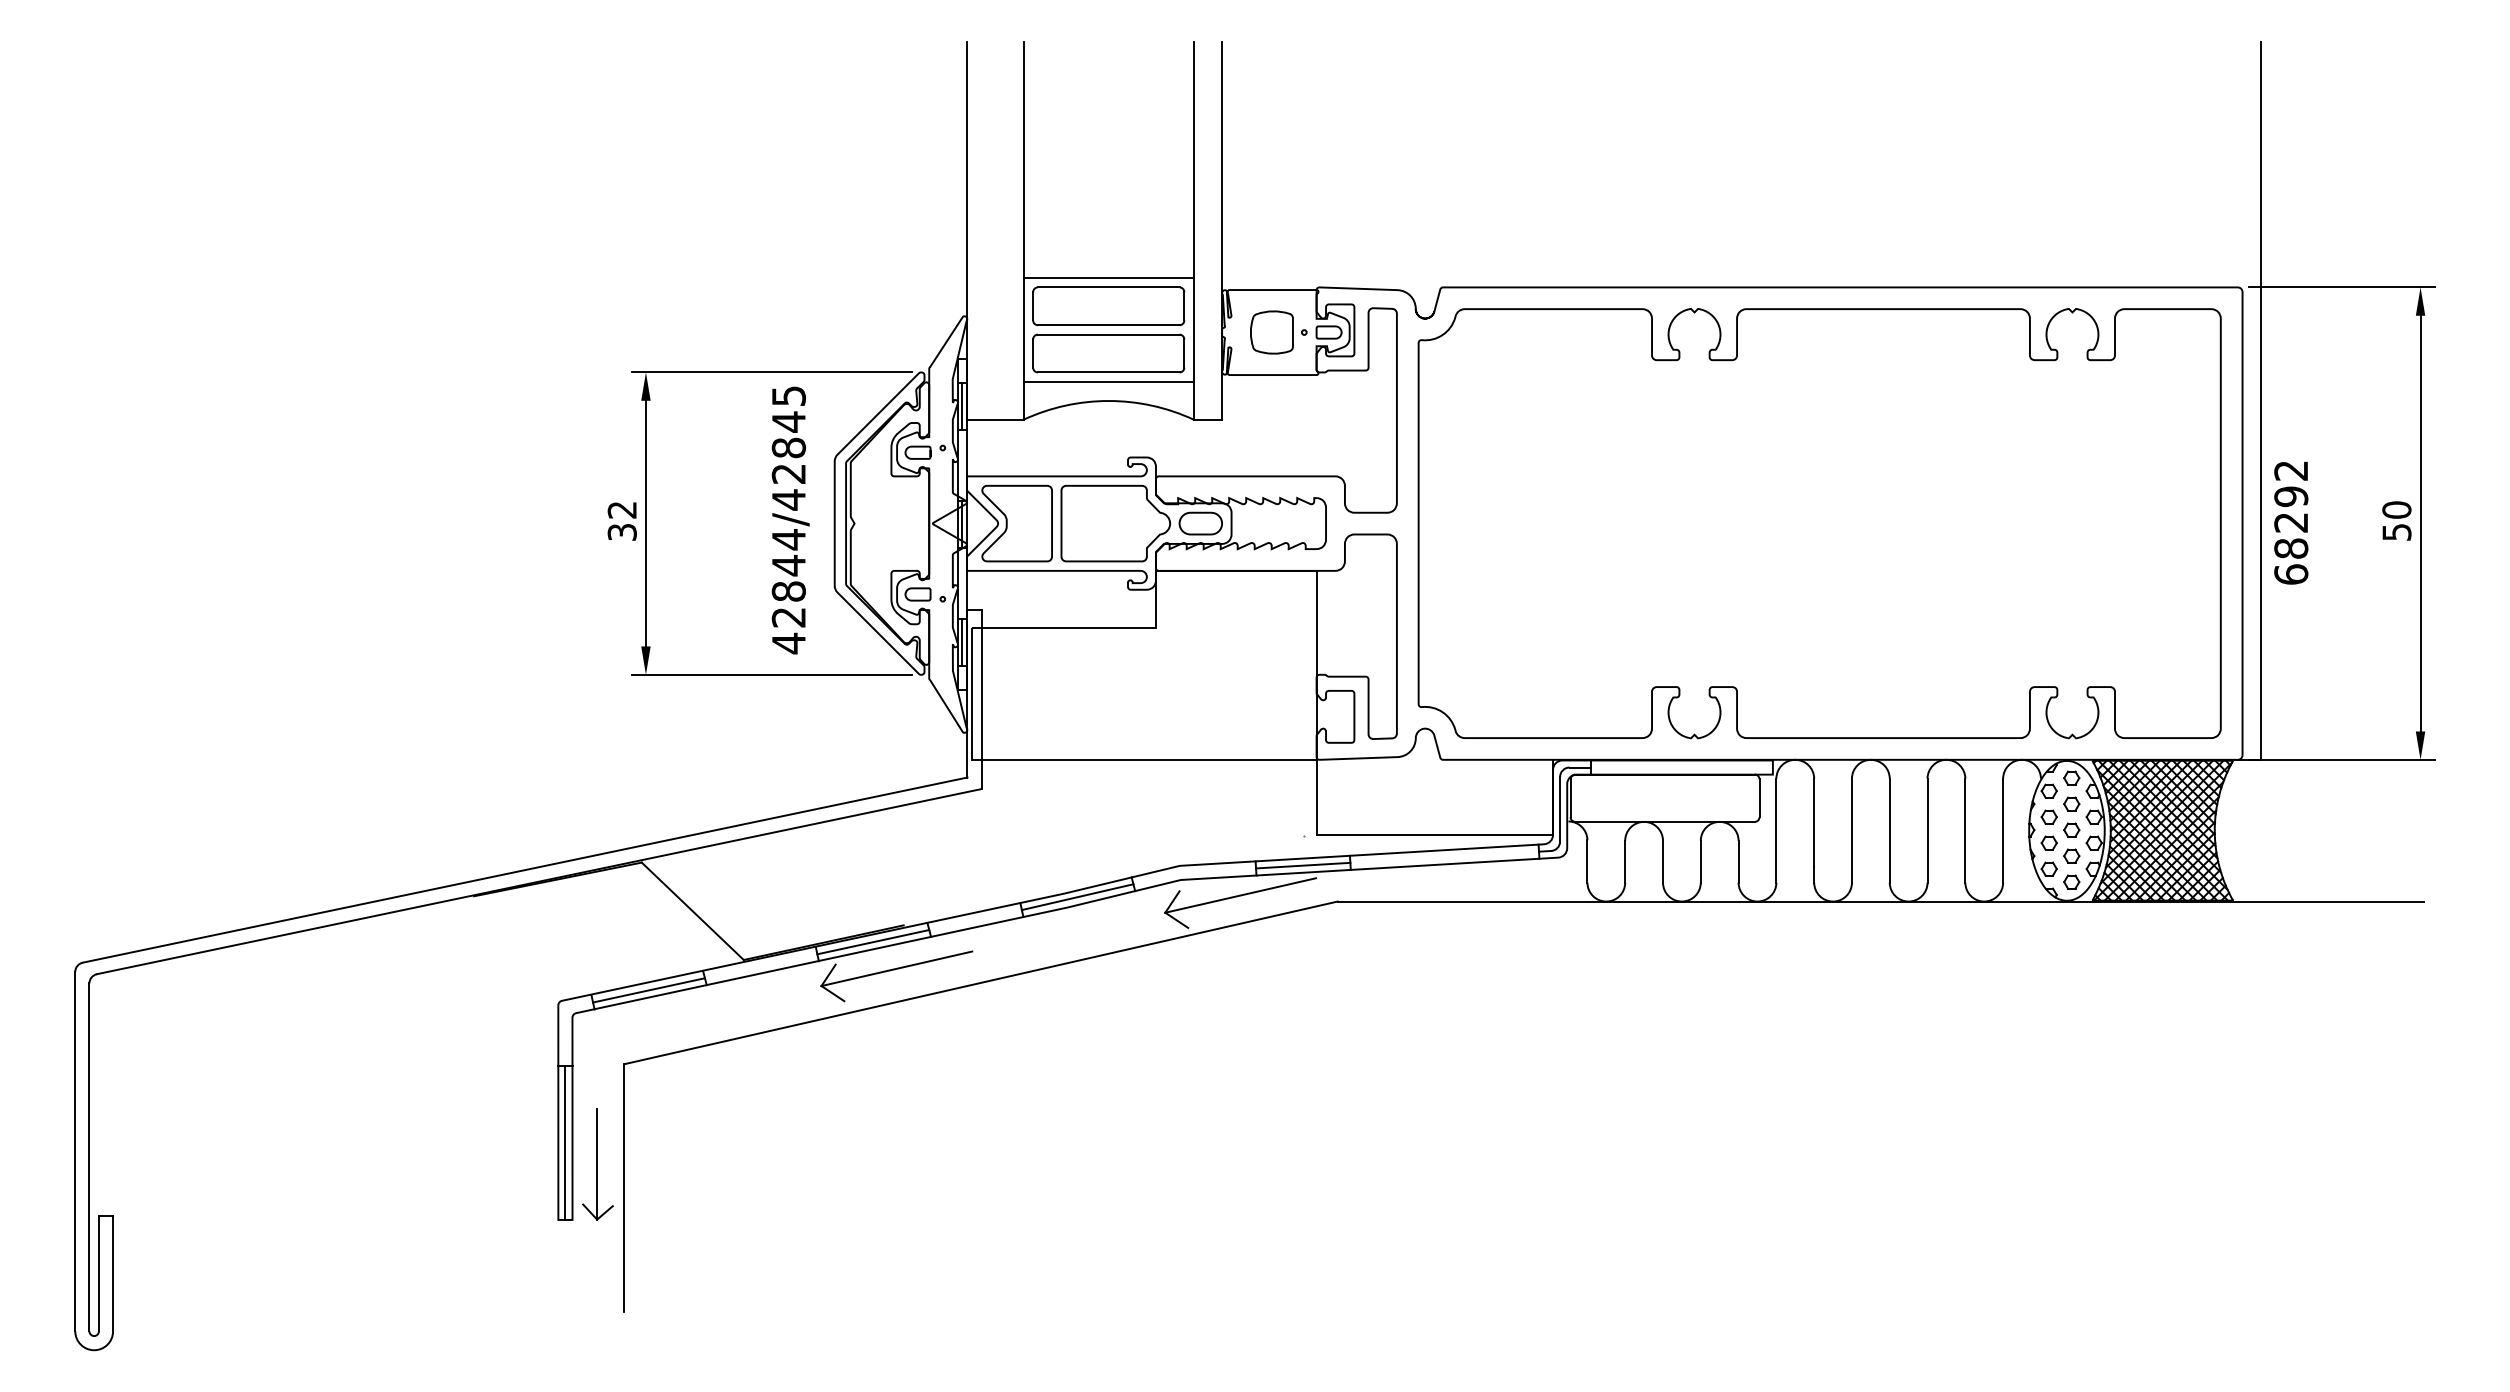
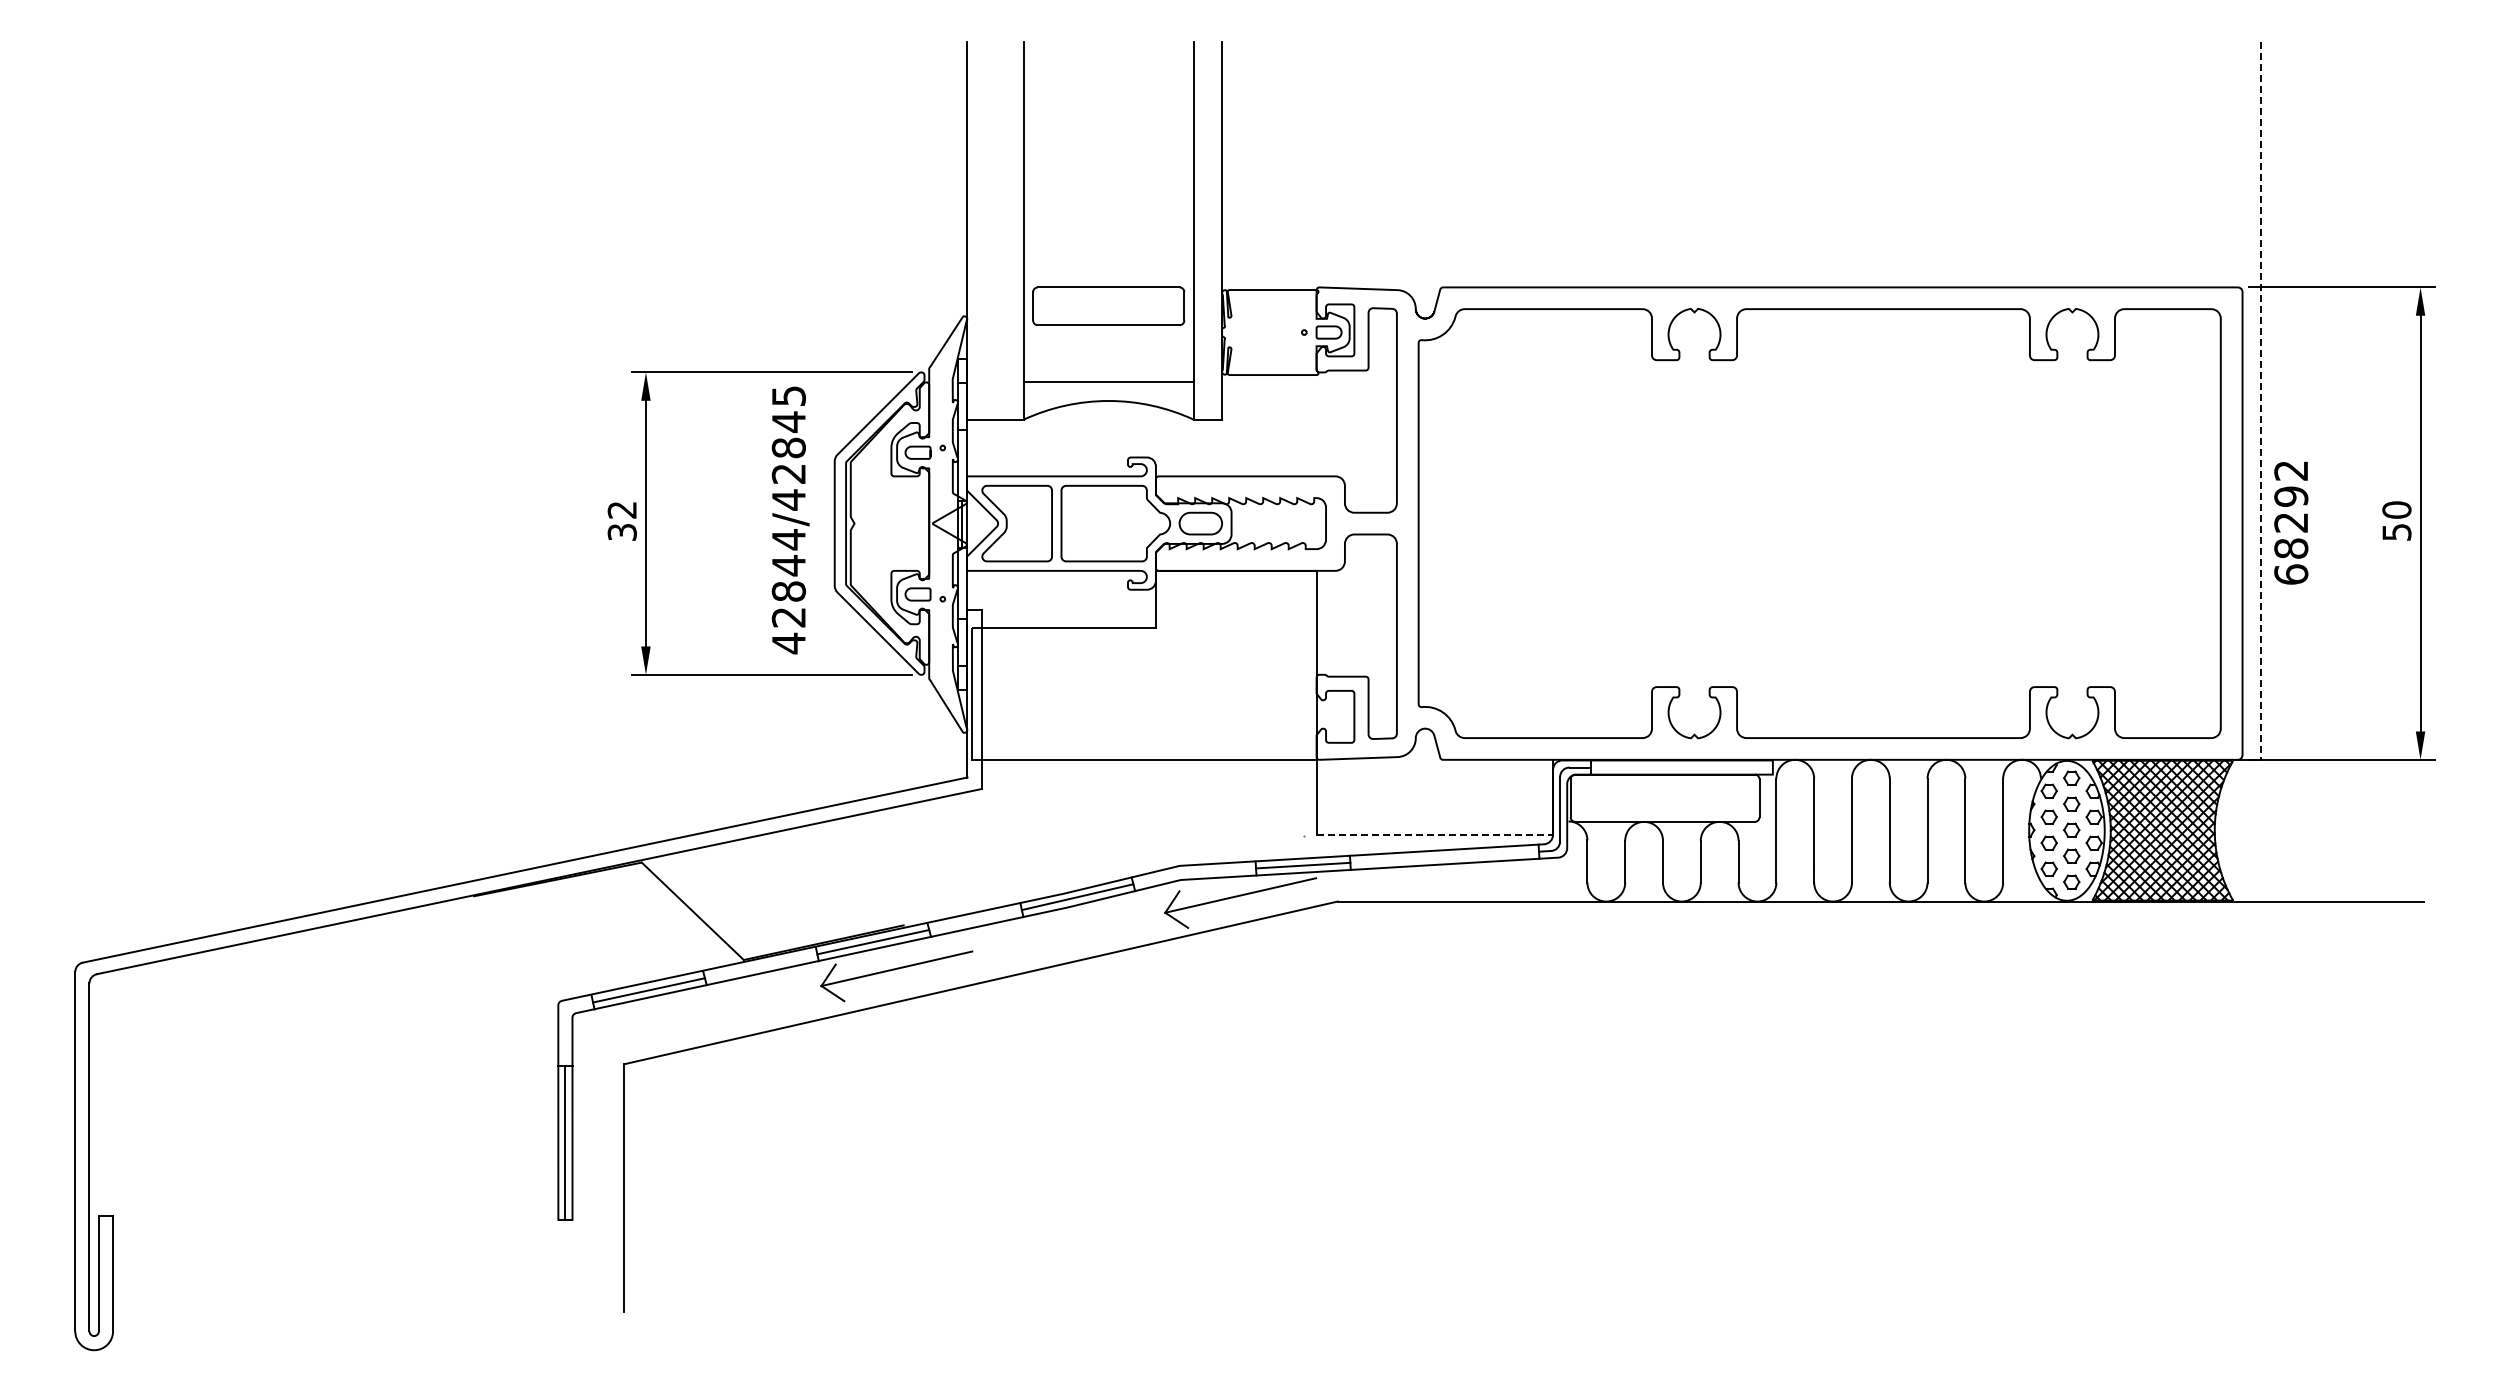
line: present -> none (1108, 277)
part: present -> none (1271, 332)
part: present -> none (1108, 353)
line: solid -> dashed (2261, 401)
line: present -> none (962, 406)
line: present -> none (962, 642)
line: solid -> dashed (1435, 835)
part: present -> none (597, 1164)
